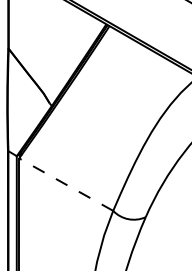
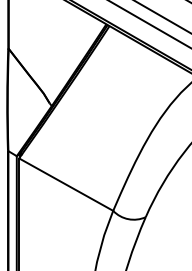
line: none -> present (162, 17)
line: none -> present (149, 24)
line: dashed -> solid (66, 184)
